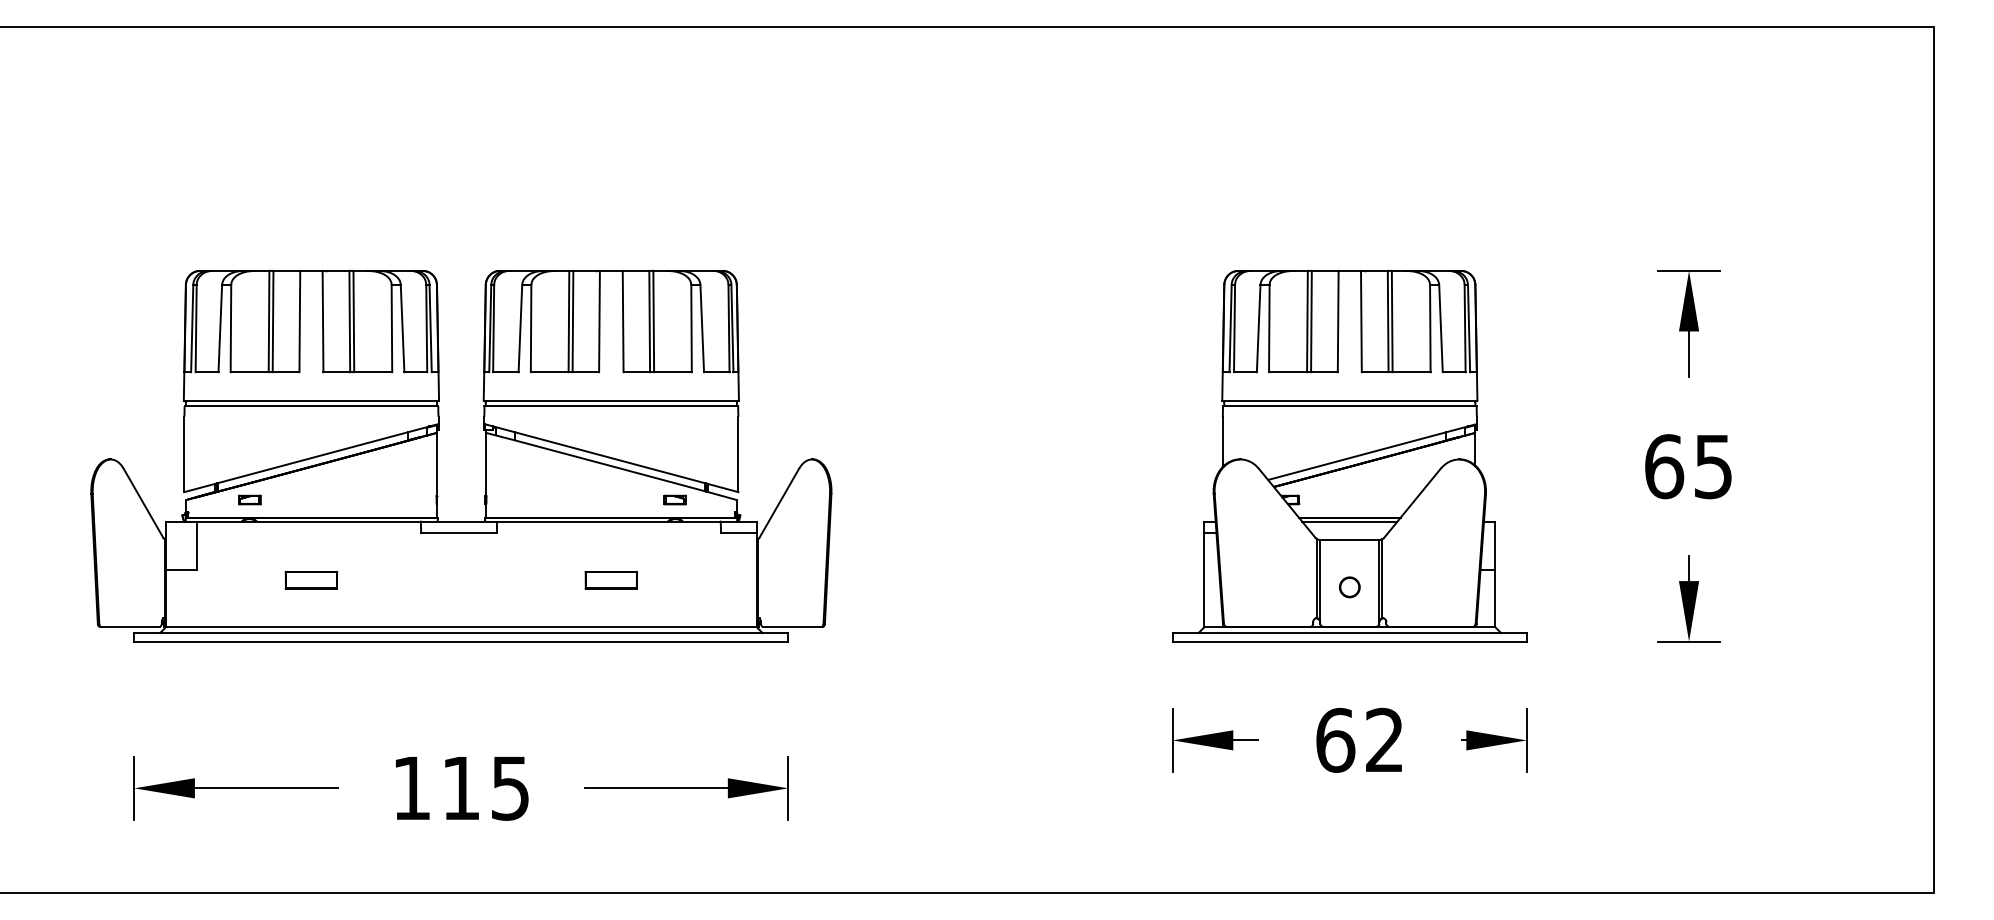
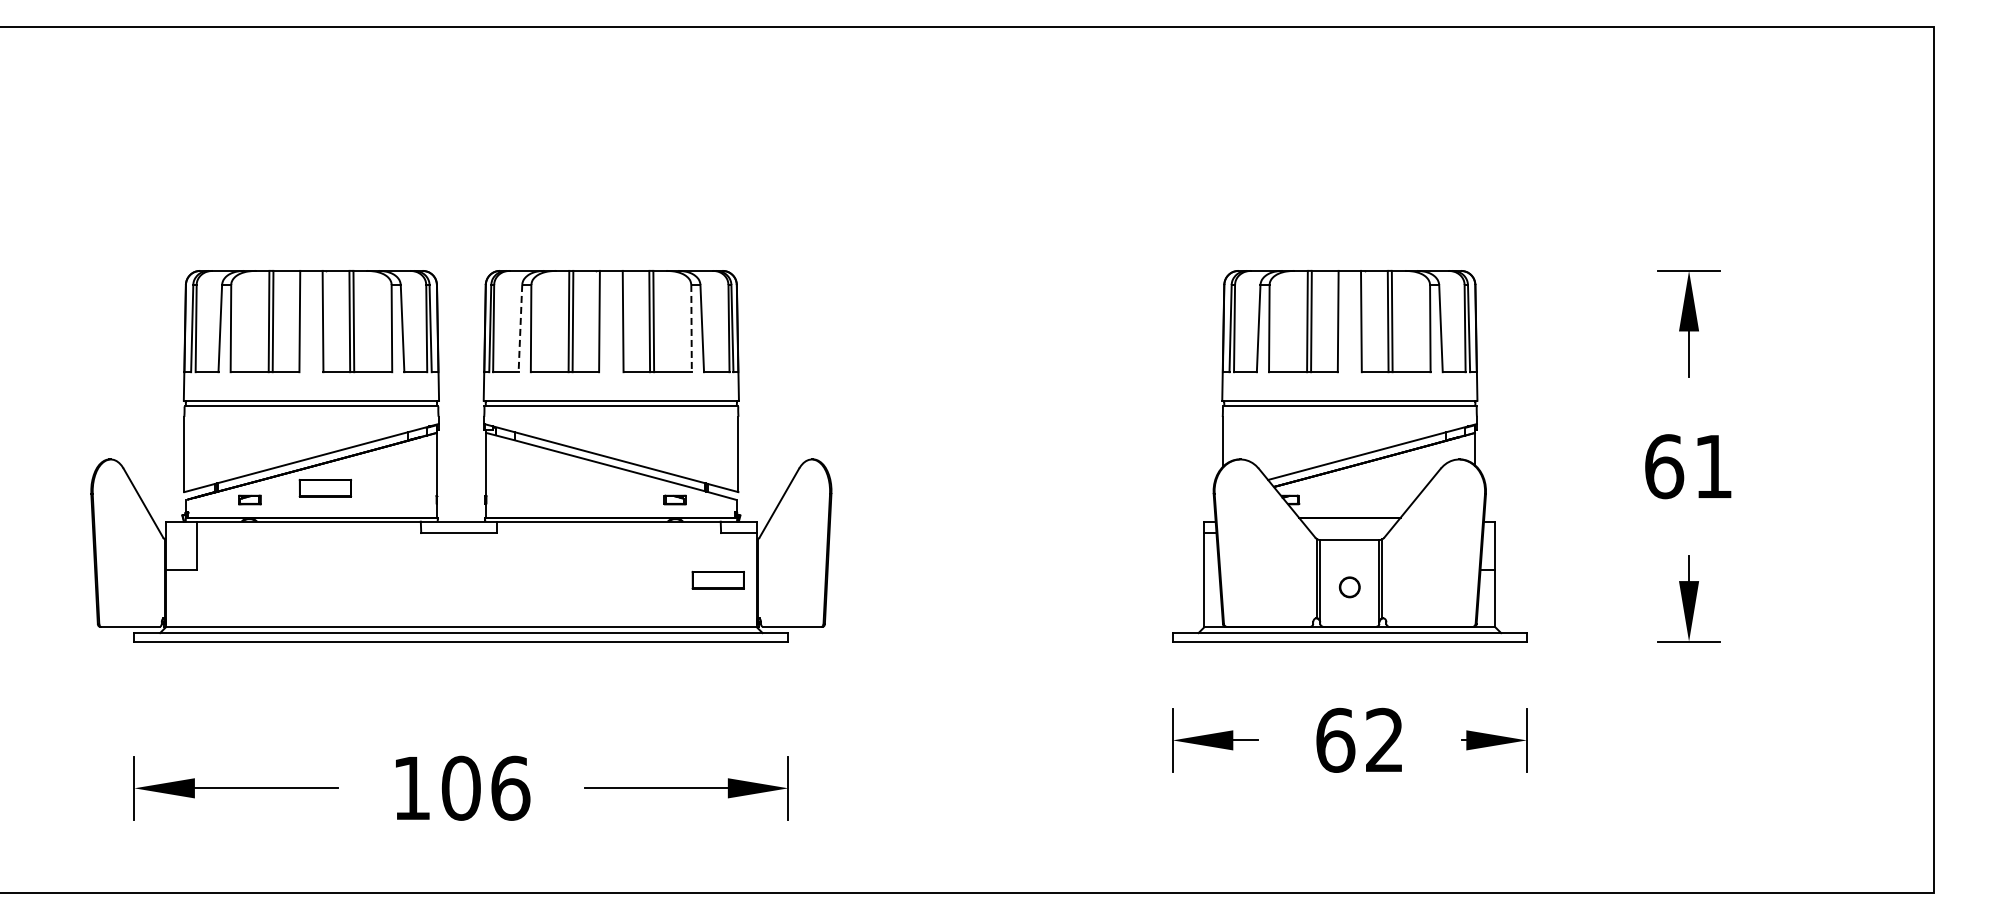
line: solid -> dashed (520, 328)
line: solid -> dashed (691, 328)
text: 65 -> 61 (1713, 467)
line: present -> none (1349, 521)
part position: (610, 579) -> (717, 579) (717, 579)
part position: (310, 580) -> (324, 488) (324, 488)
text: 115 -> 106 (485, 787)
